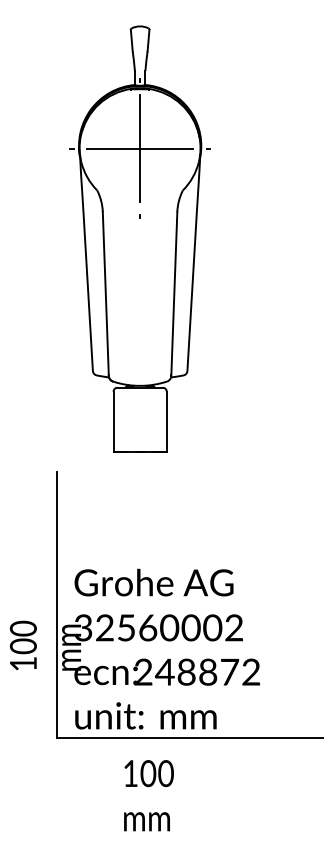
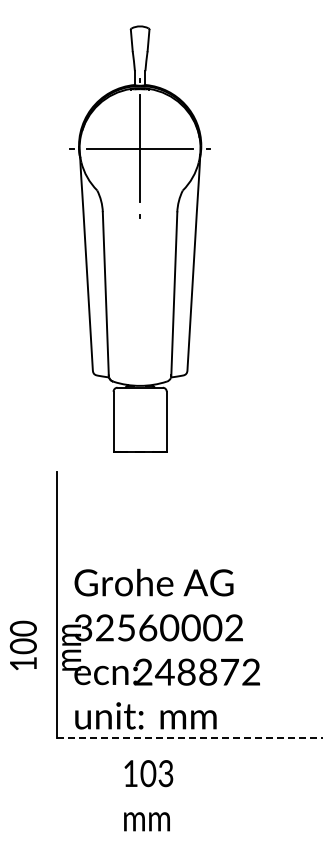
line: solid -> dashed (190, 738)
text: 100 -> 103 (165, 773)
